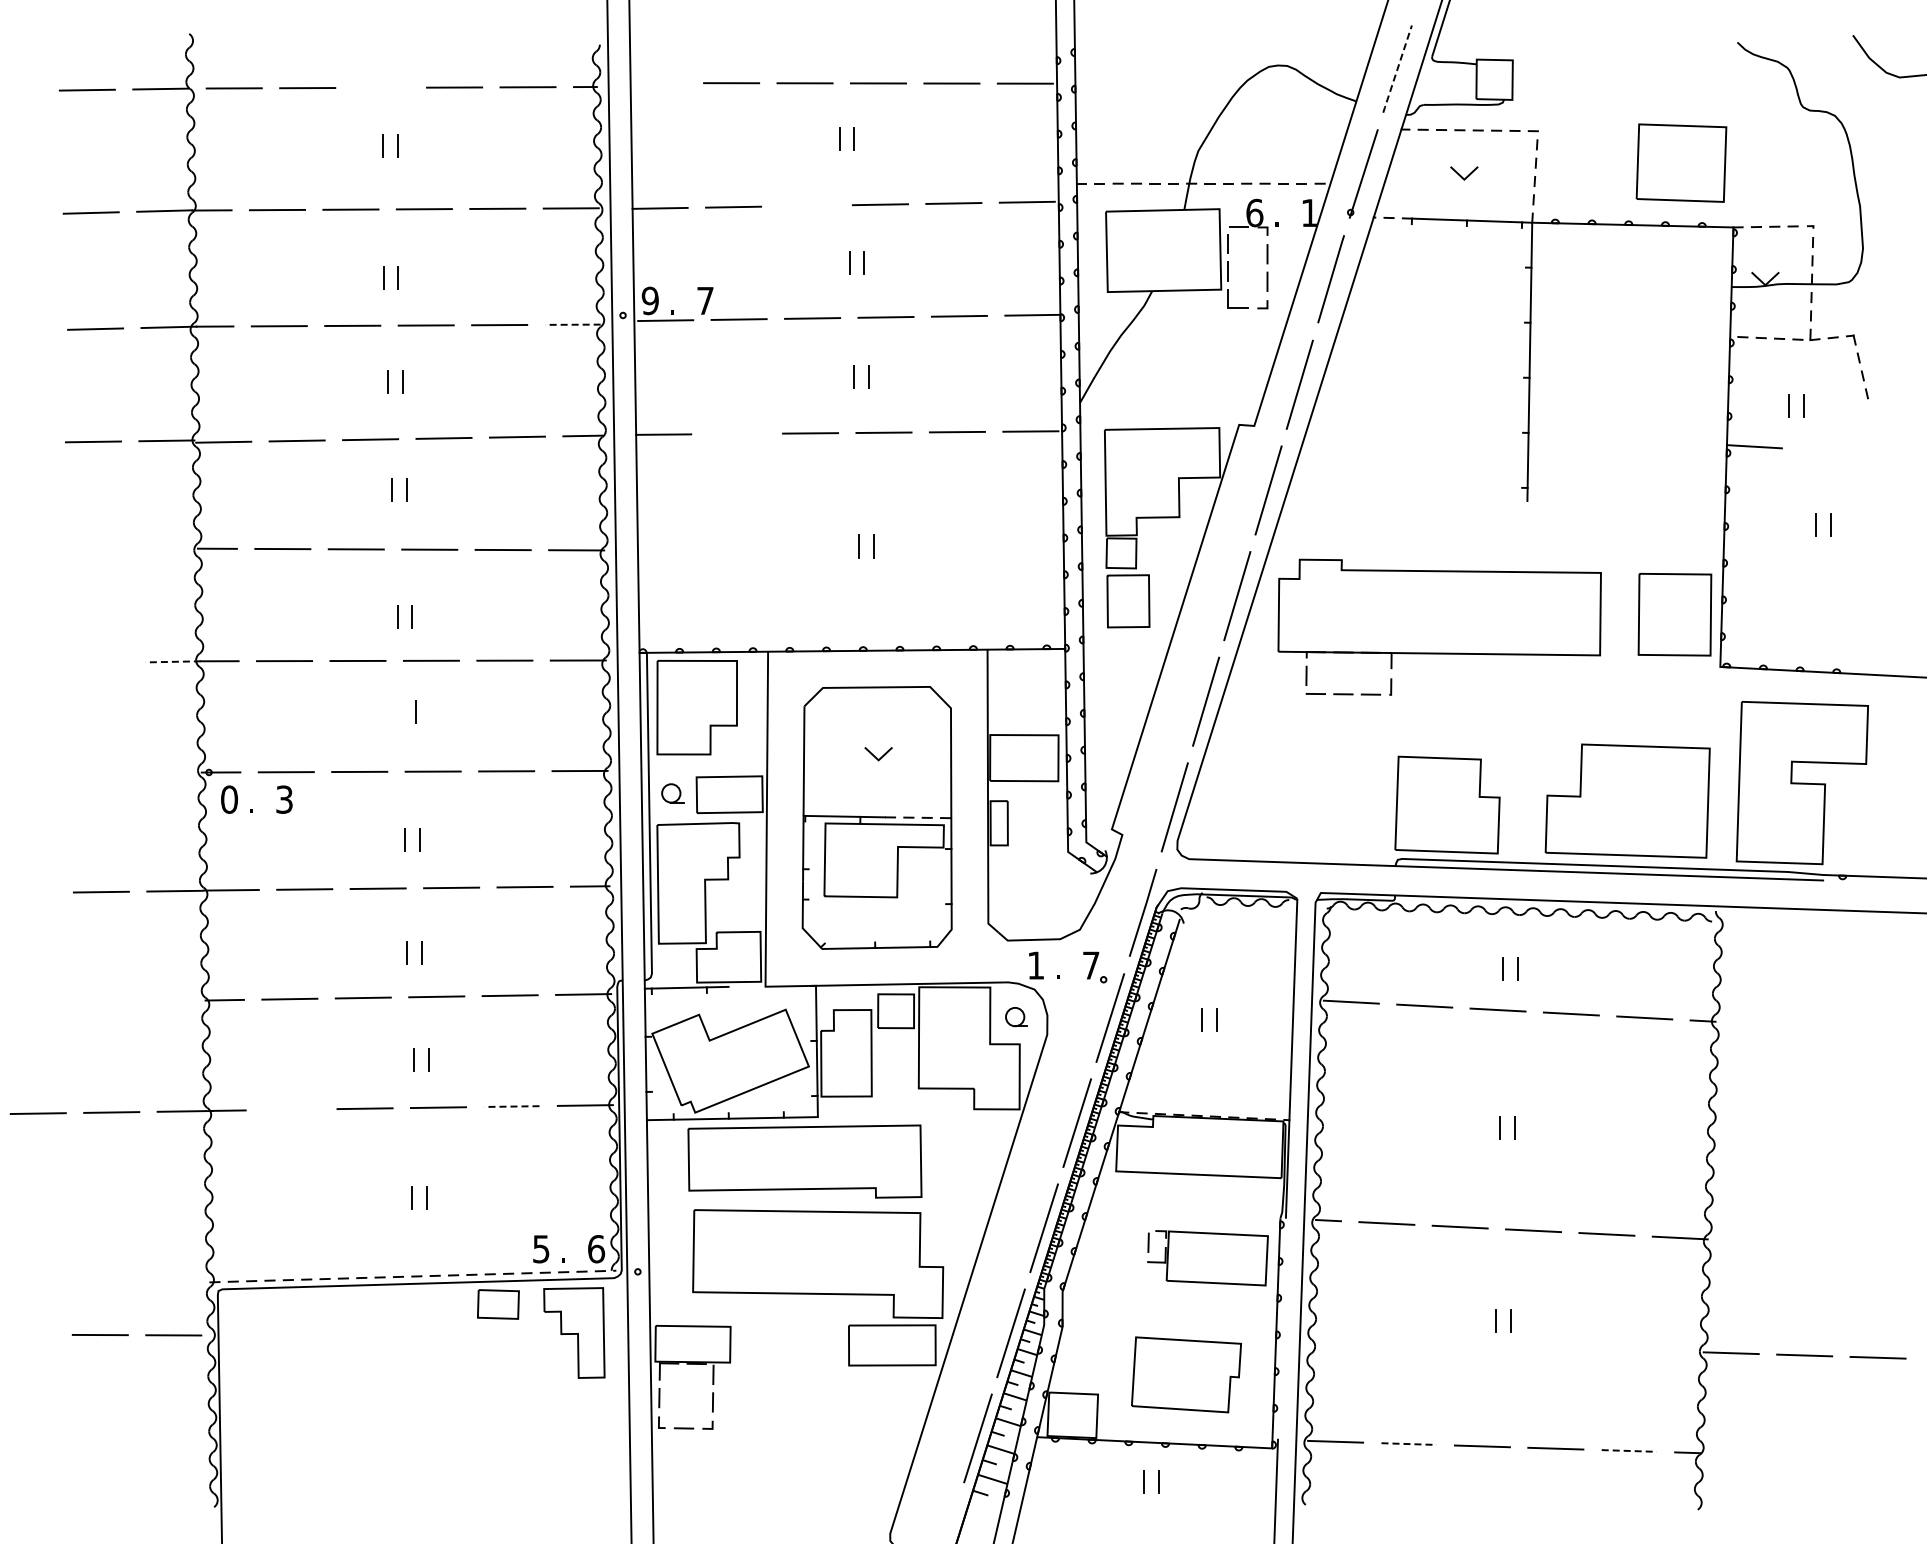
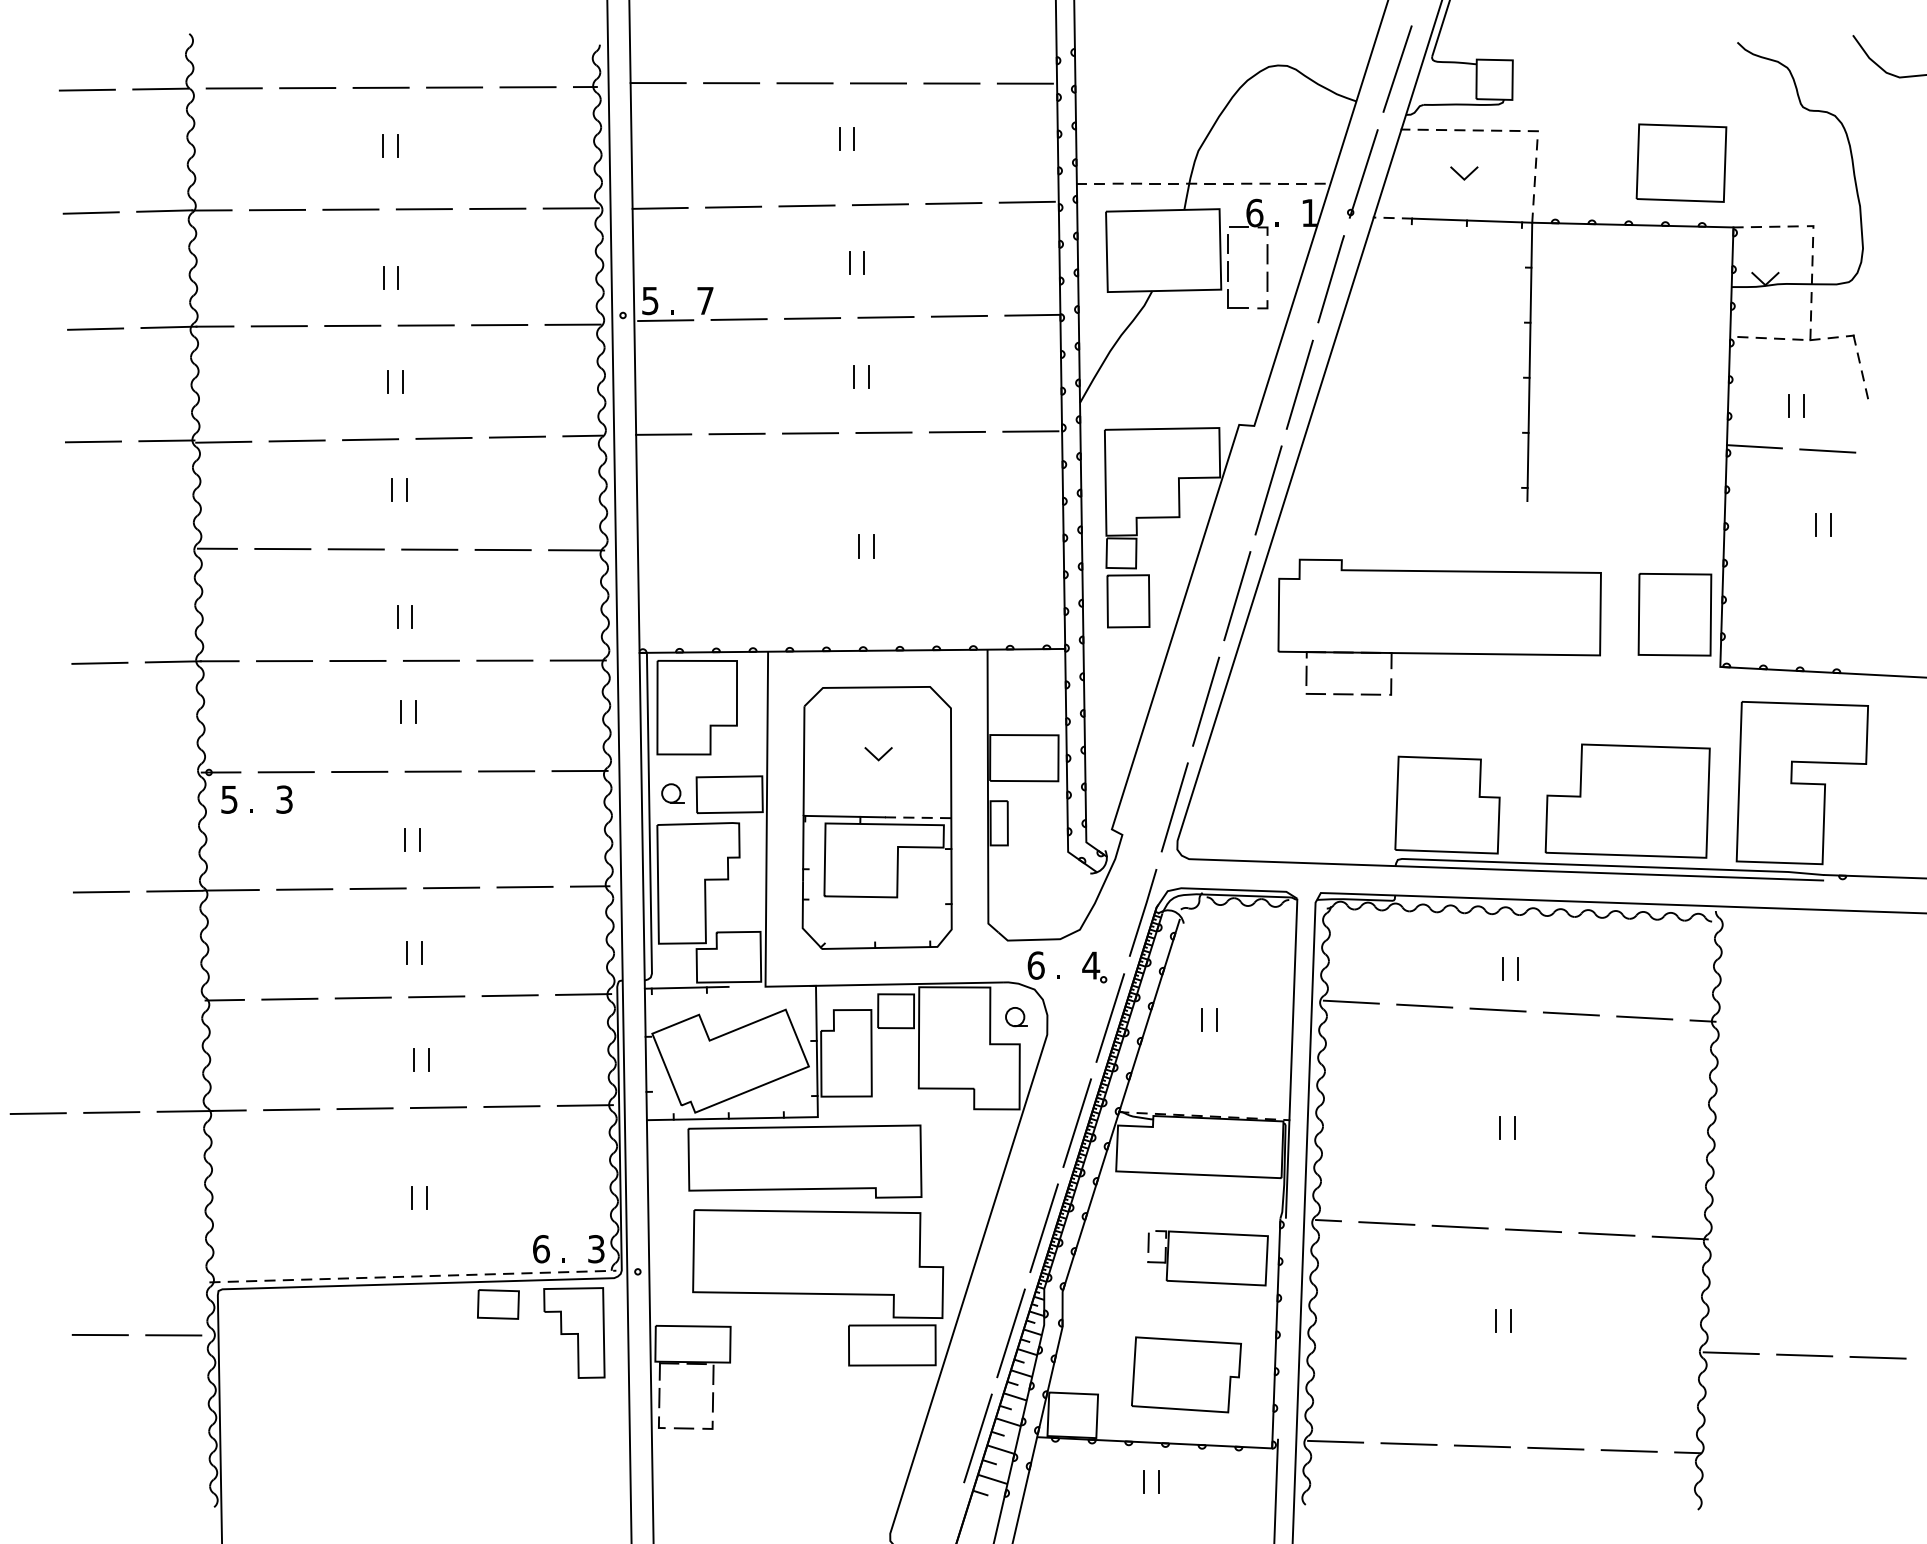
line: dashed -> solid (1397, 69)
line: none -> present (657, 83)
line: none -> present (380, 87)
line: none -> present (806, 205)
text: 9 -> 5 (649, 300)
line: dashed -> solid (573, 324)
line: none -> present (736, 433)
line: none -> present (1827, 450)
line: dashed -> solid (173, 661)
line: none -> present (99, 662)
line: none -> present (400, 711)
text: 0 -> 5 (229, 799)
text: 1 -> 6 (1035, 965)
text: 7 -> 4 (1091, 965)
line: dashed -> solid (511, 1106)
line: none -> present (291, 1109)
text: 5 -> 6 (541, 1249)
text: 6 -> 3 (596, 1249)
line: dashed -> solid (1409, 1444)
line: dashed -> solid (1629, 1450)
